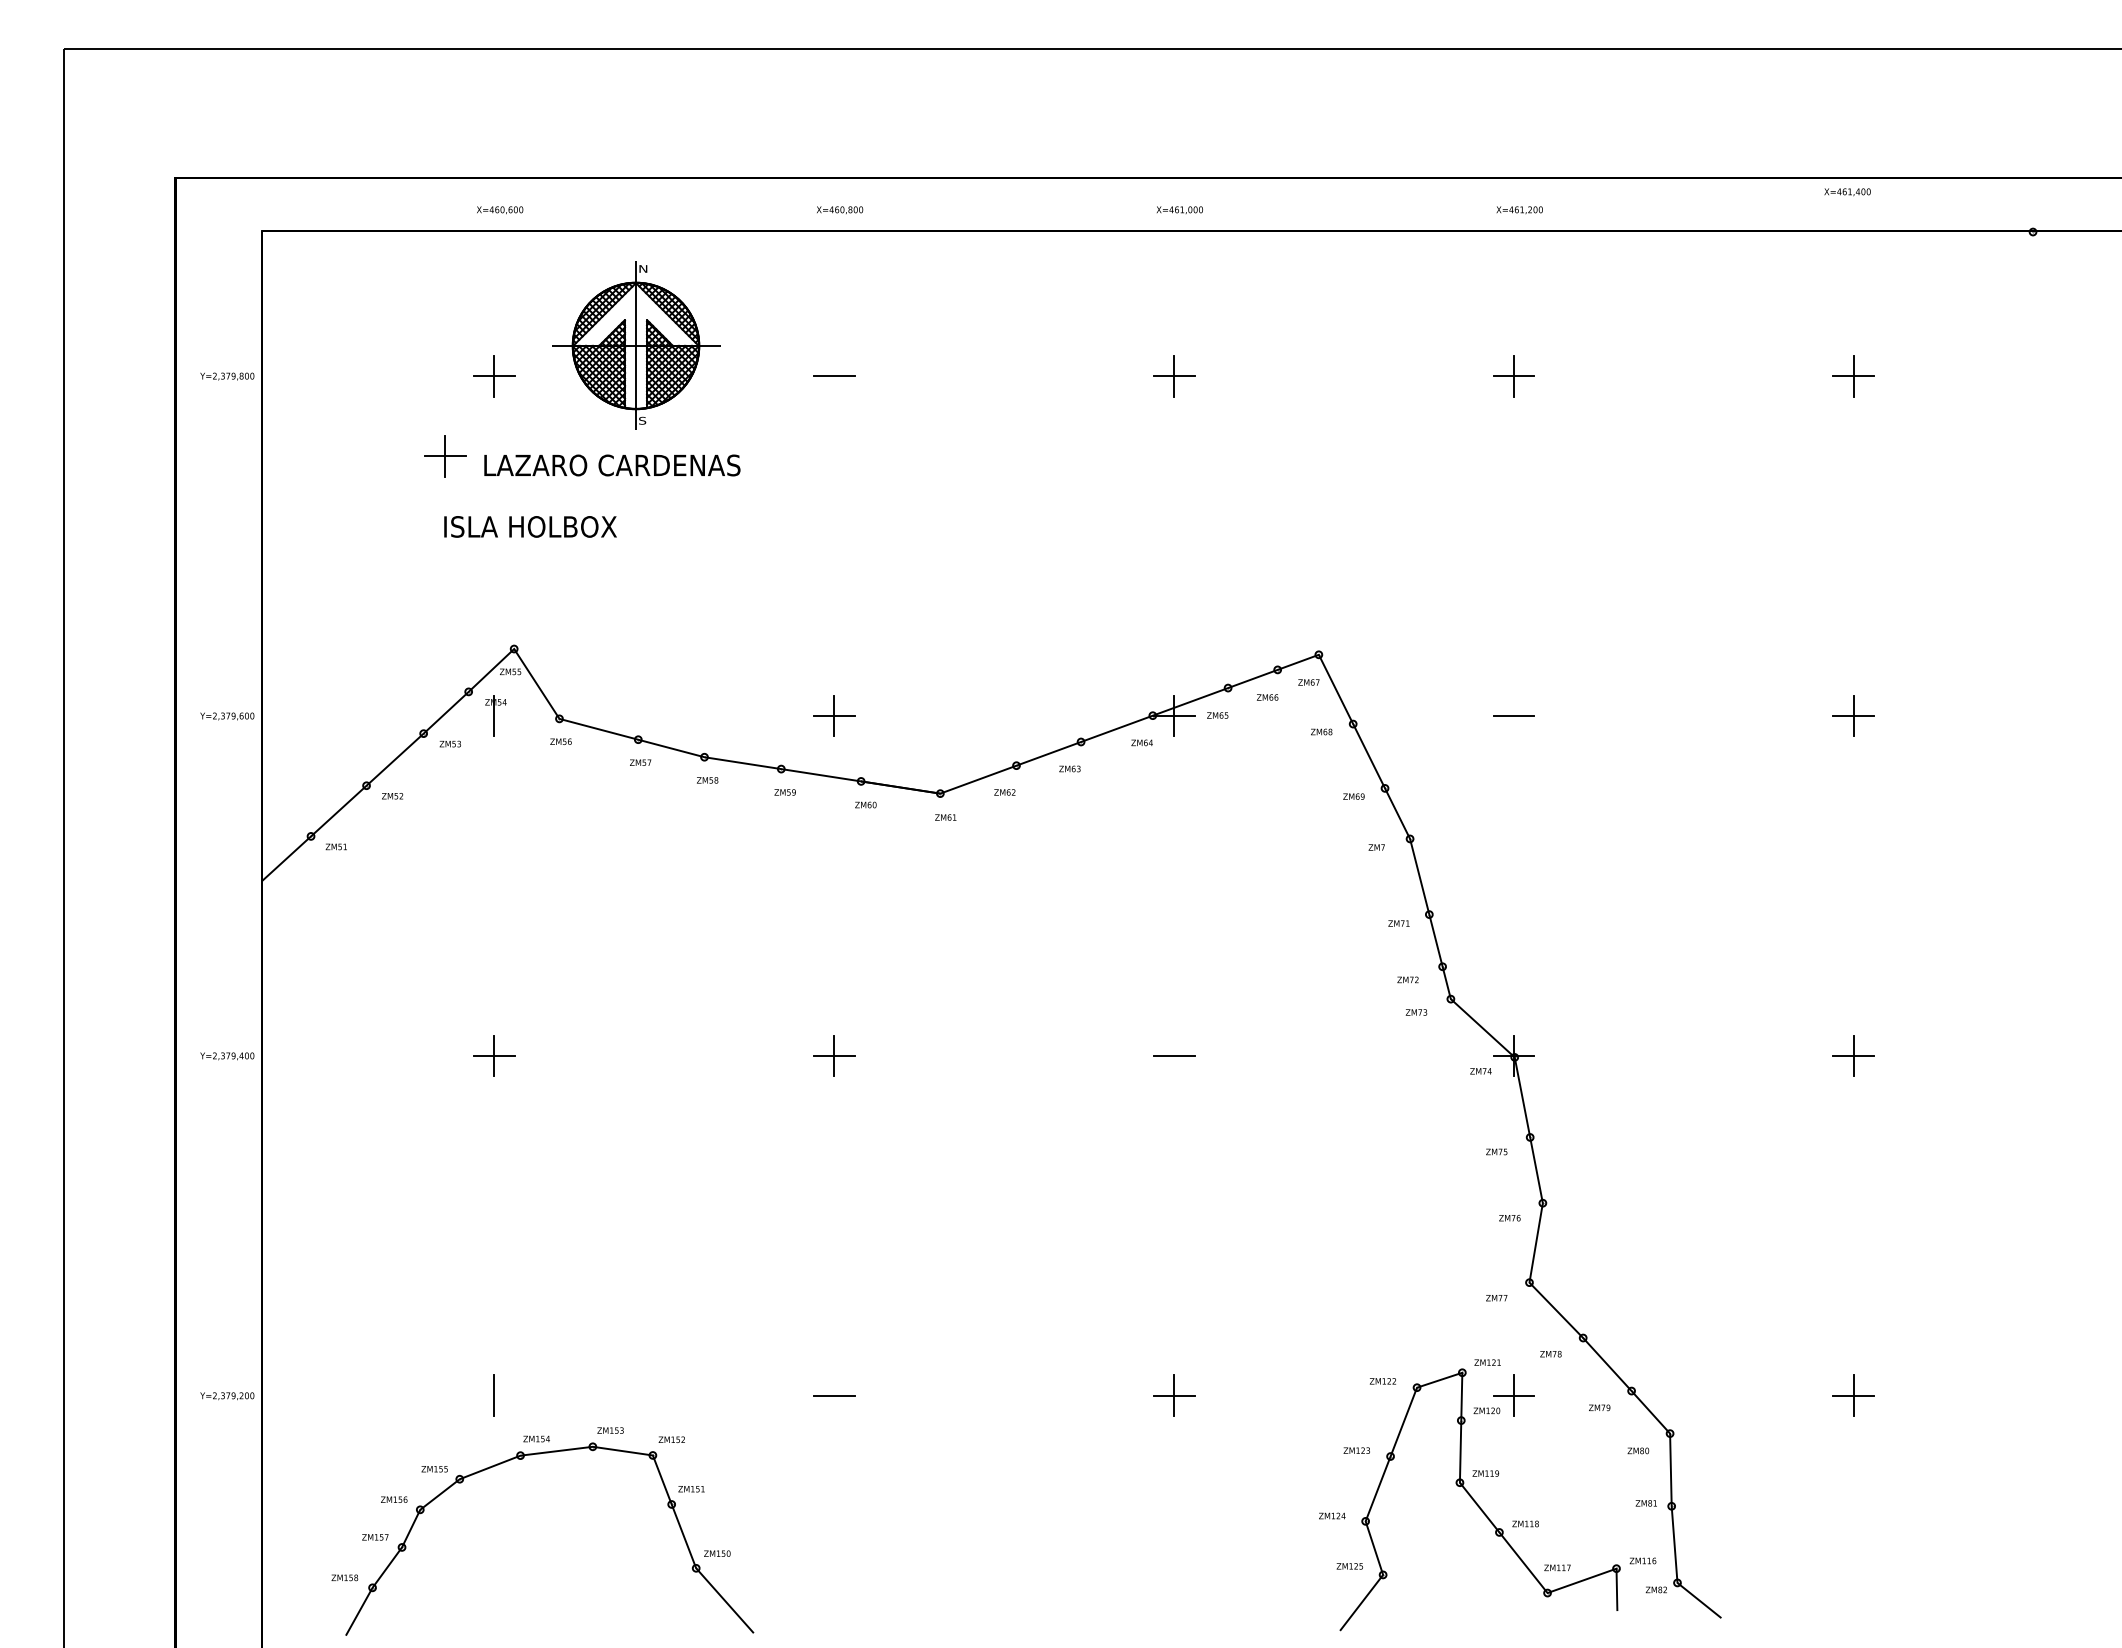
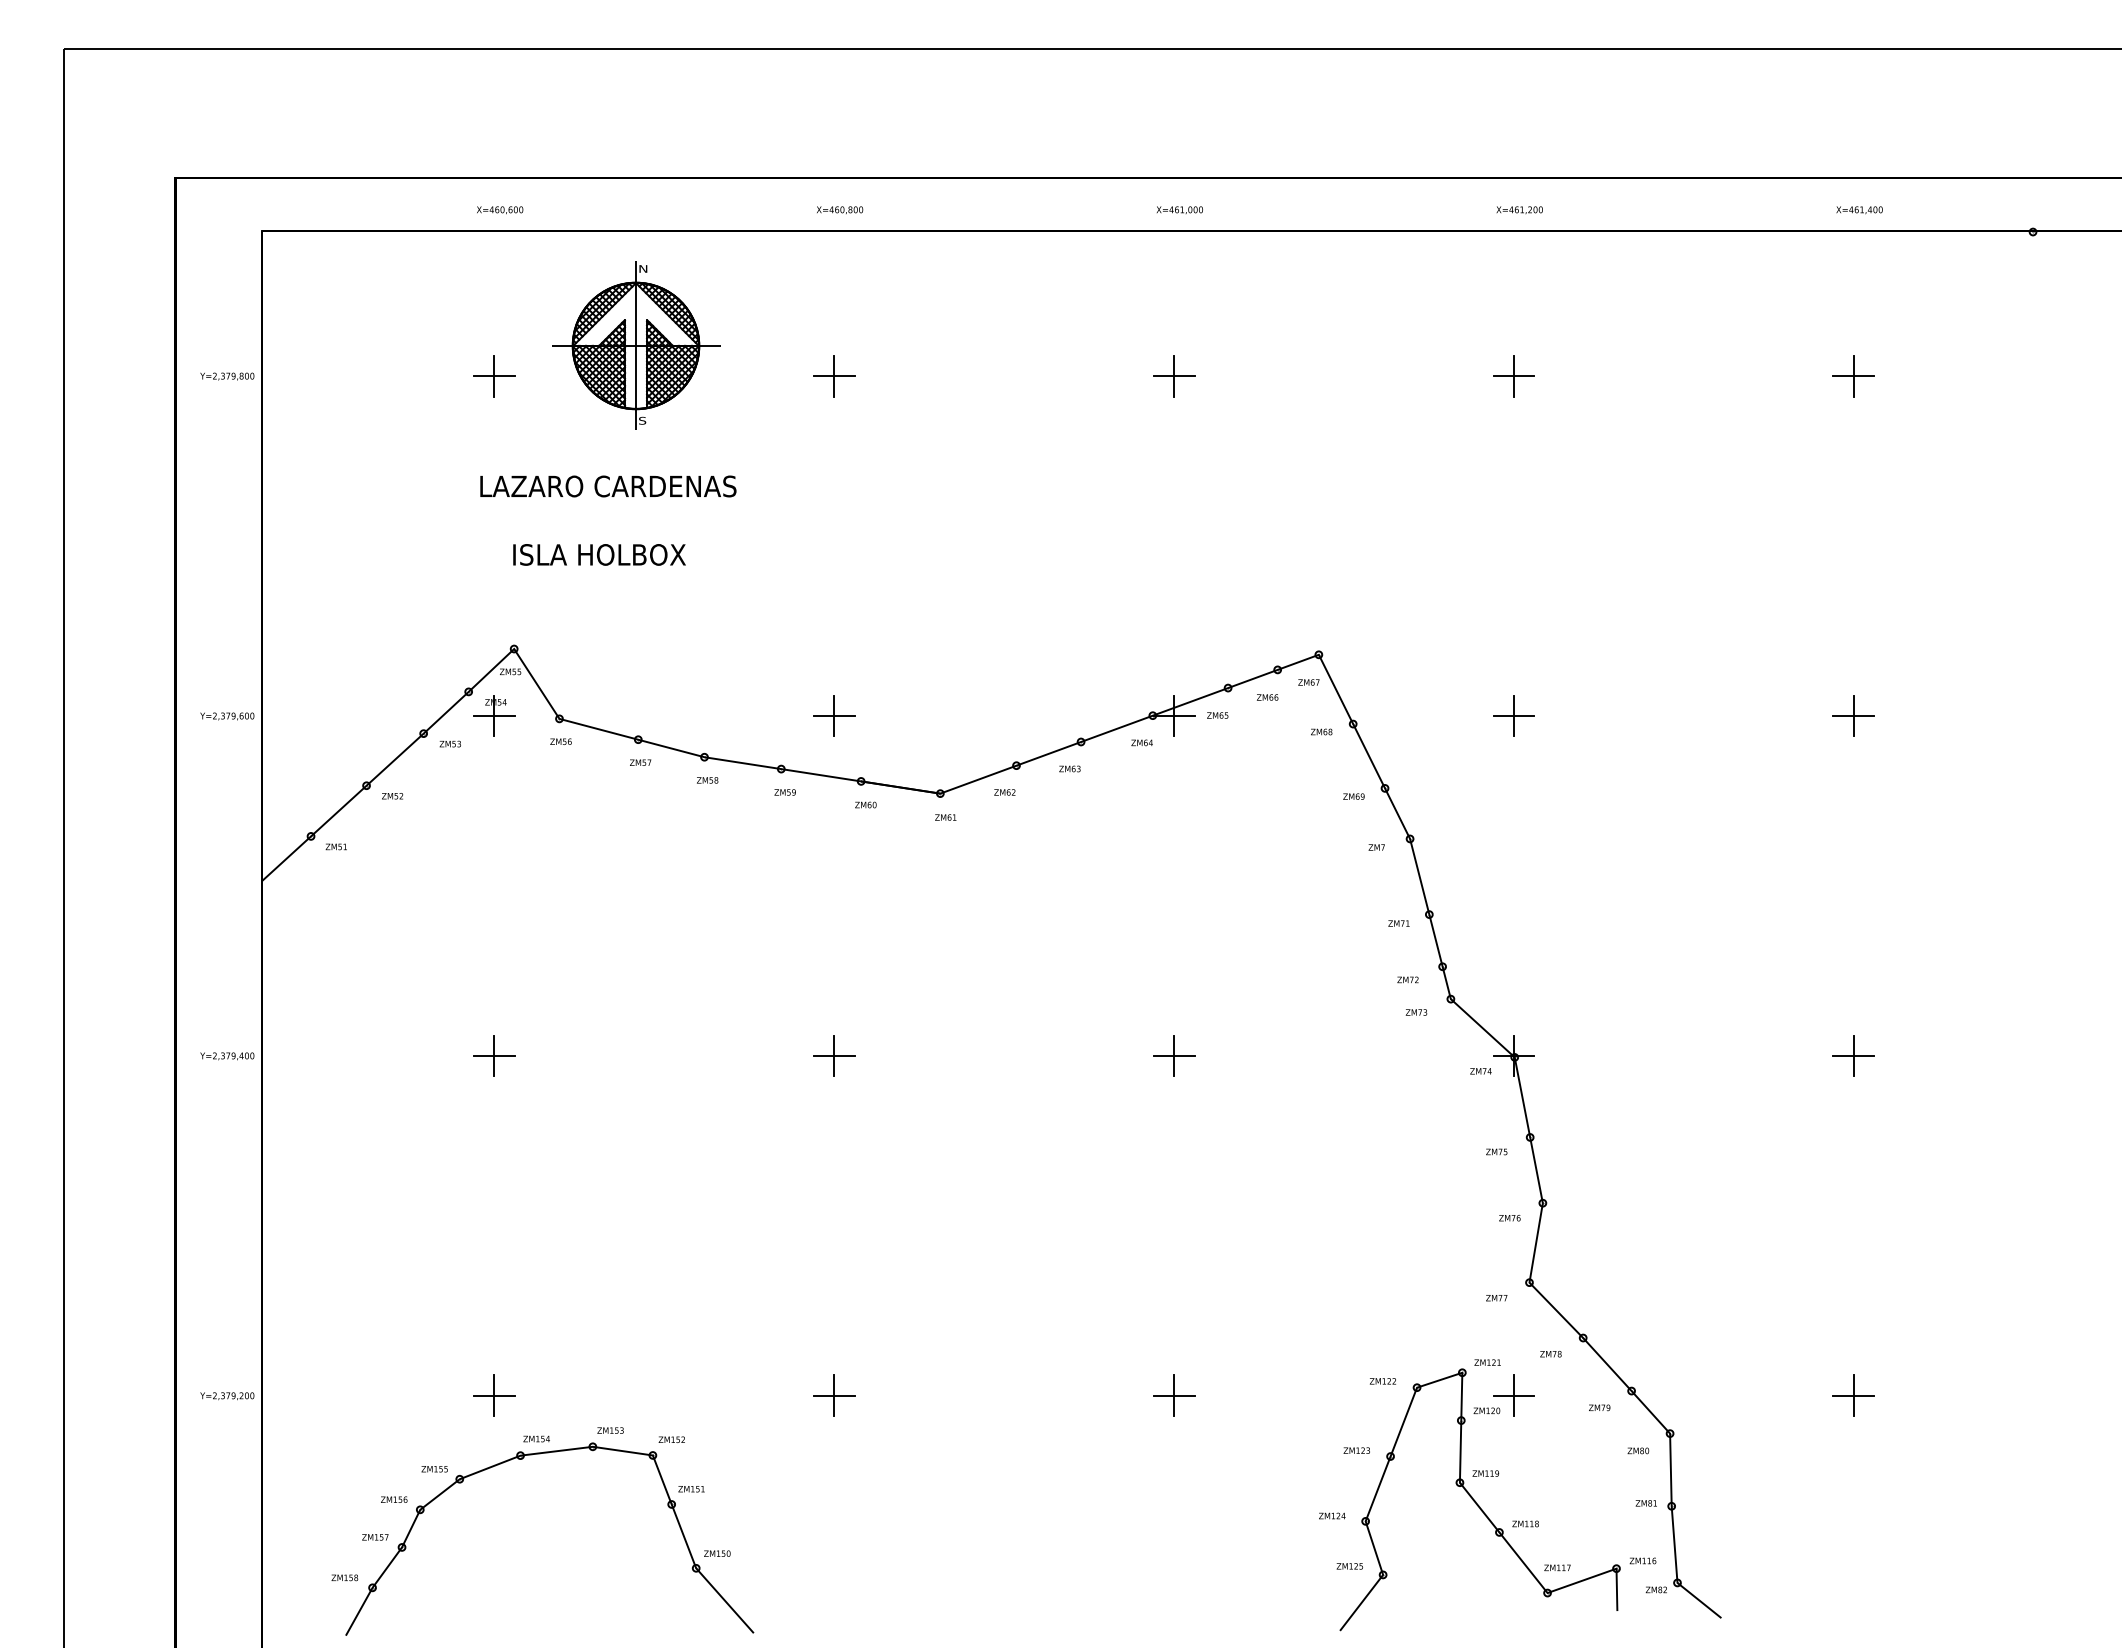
text position: (1847, 192) -> (1859, 210) (1859, 210)
line: none -> present (834, 375)
part: present -> none (445, 456)
text position: (612, 465) -> (608, 486) (608, 486)
text position: (530, 526) -> (599, 554) (599, 554)
line: none -> present (1513, 715)
line: none -> present (493, 716)
line: none -> present (1174, 1055)
line: none -> present (493, 1395)
line: none -> present (834, 1395)
